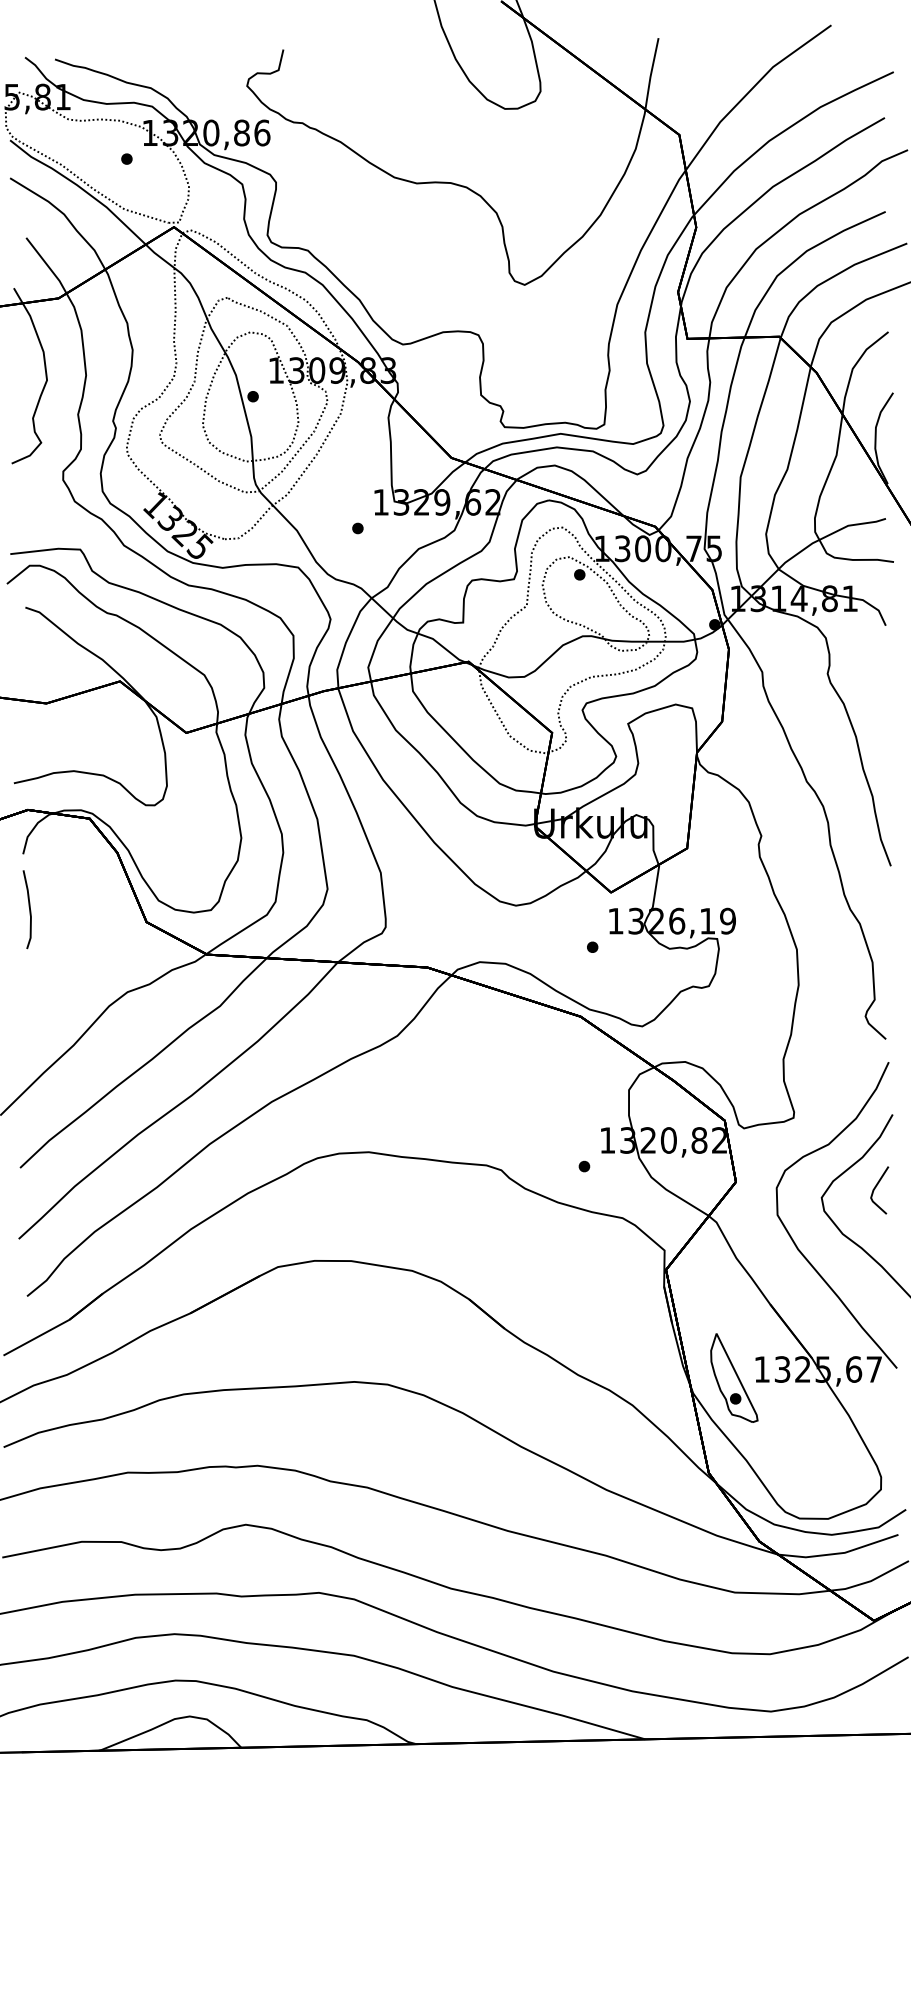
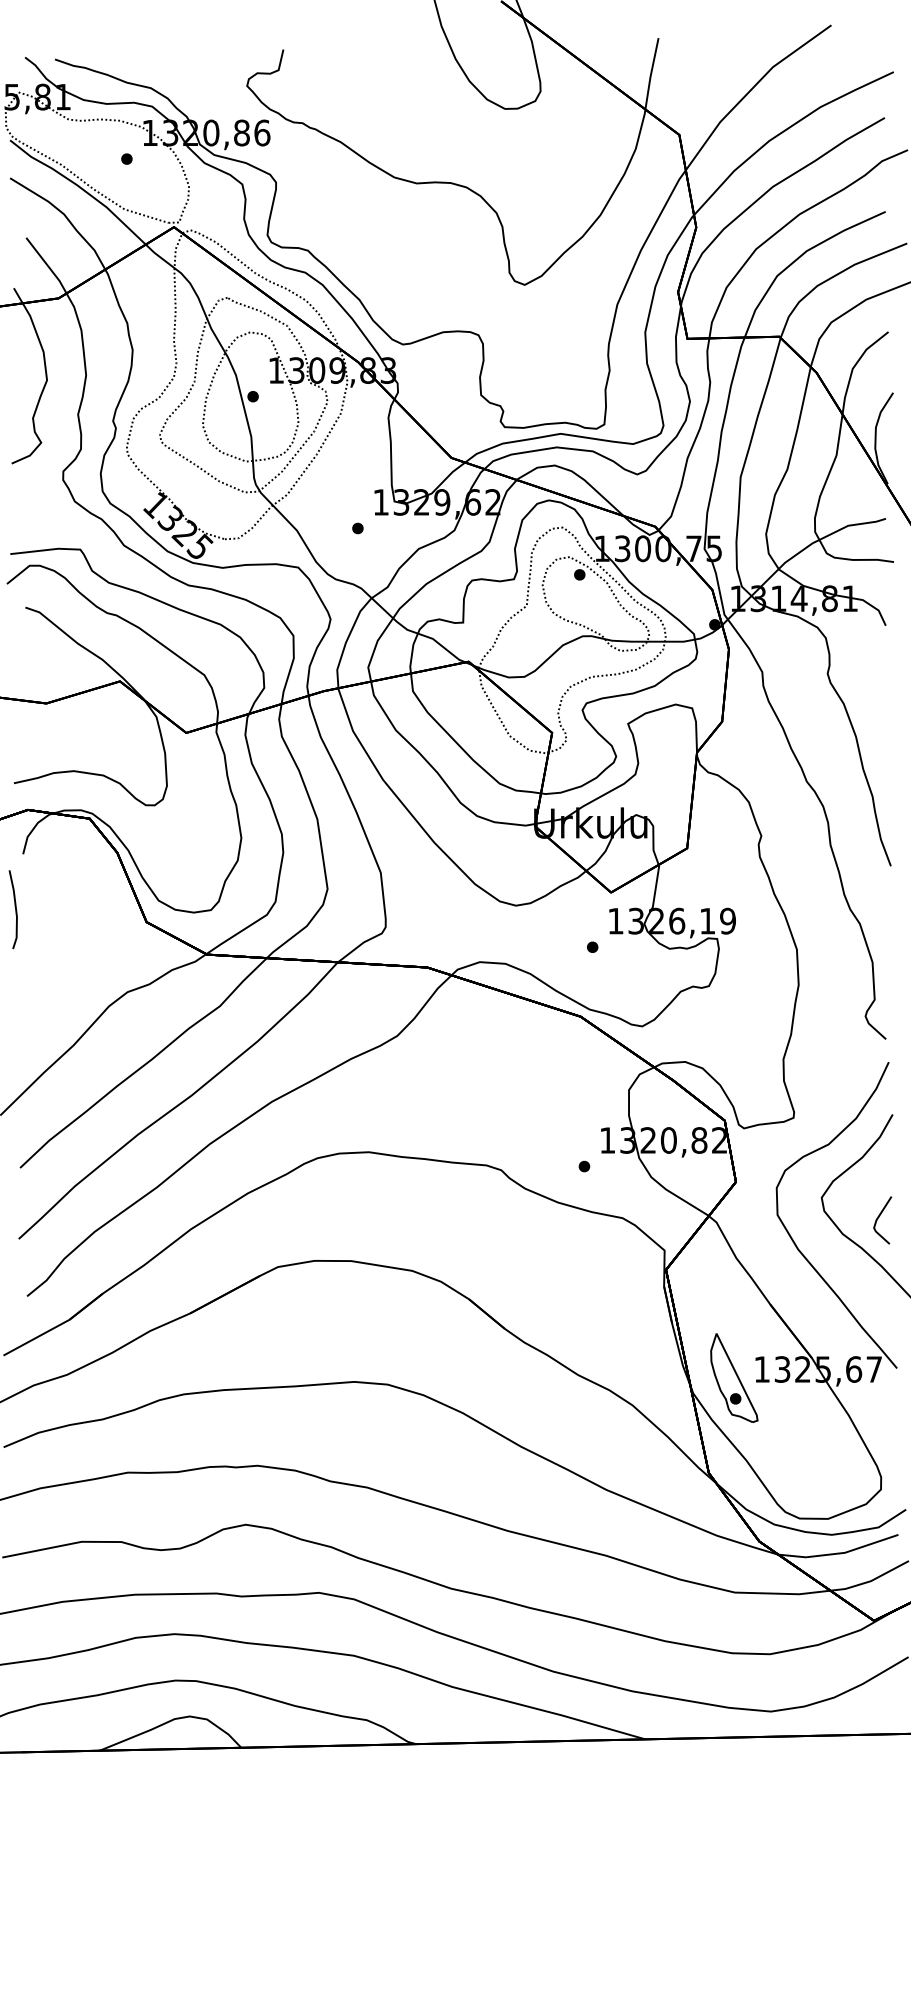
line position: (28, 907) -> (14, 907) (14, 907)
line position: (875, 1189) -> (878, 1219) (878, 1219)
